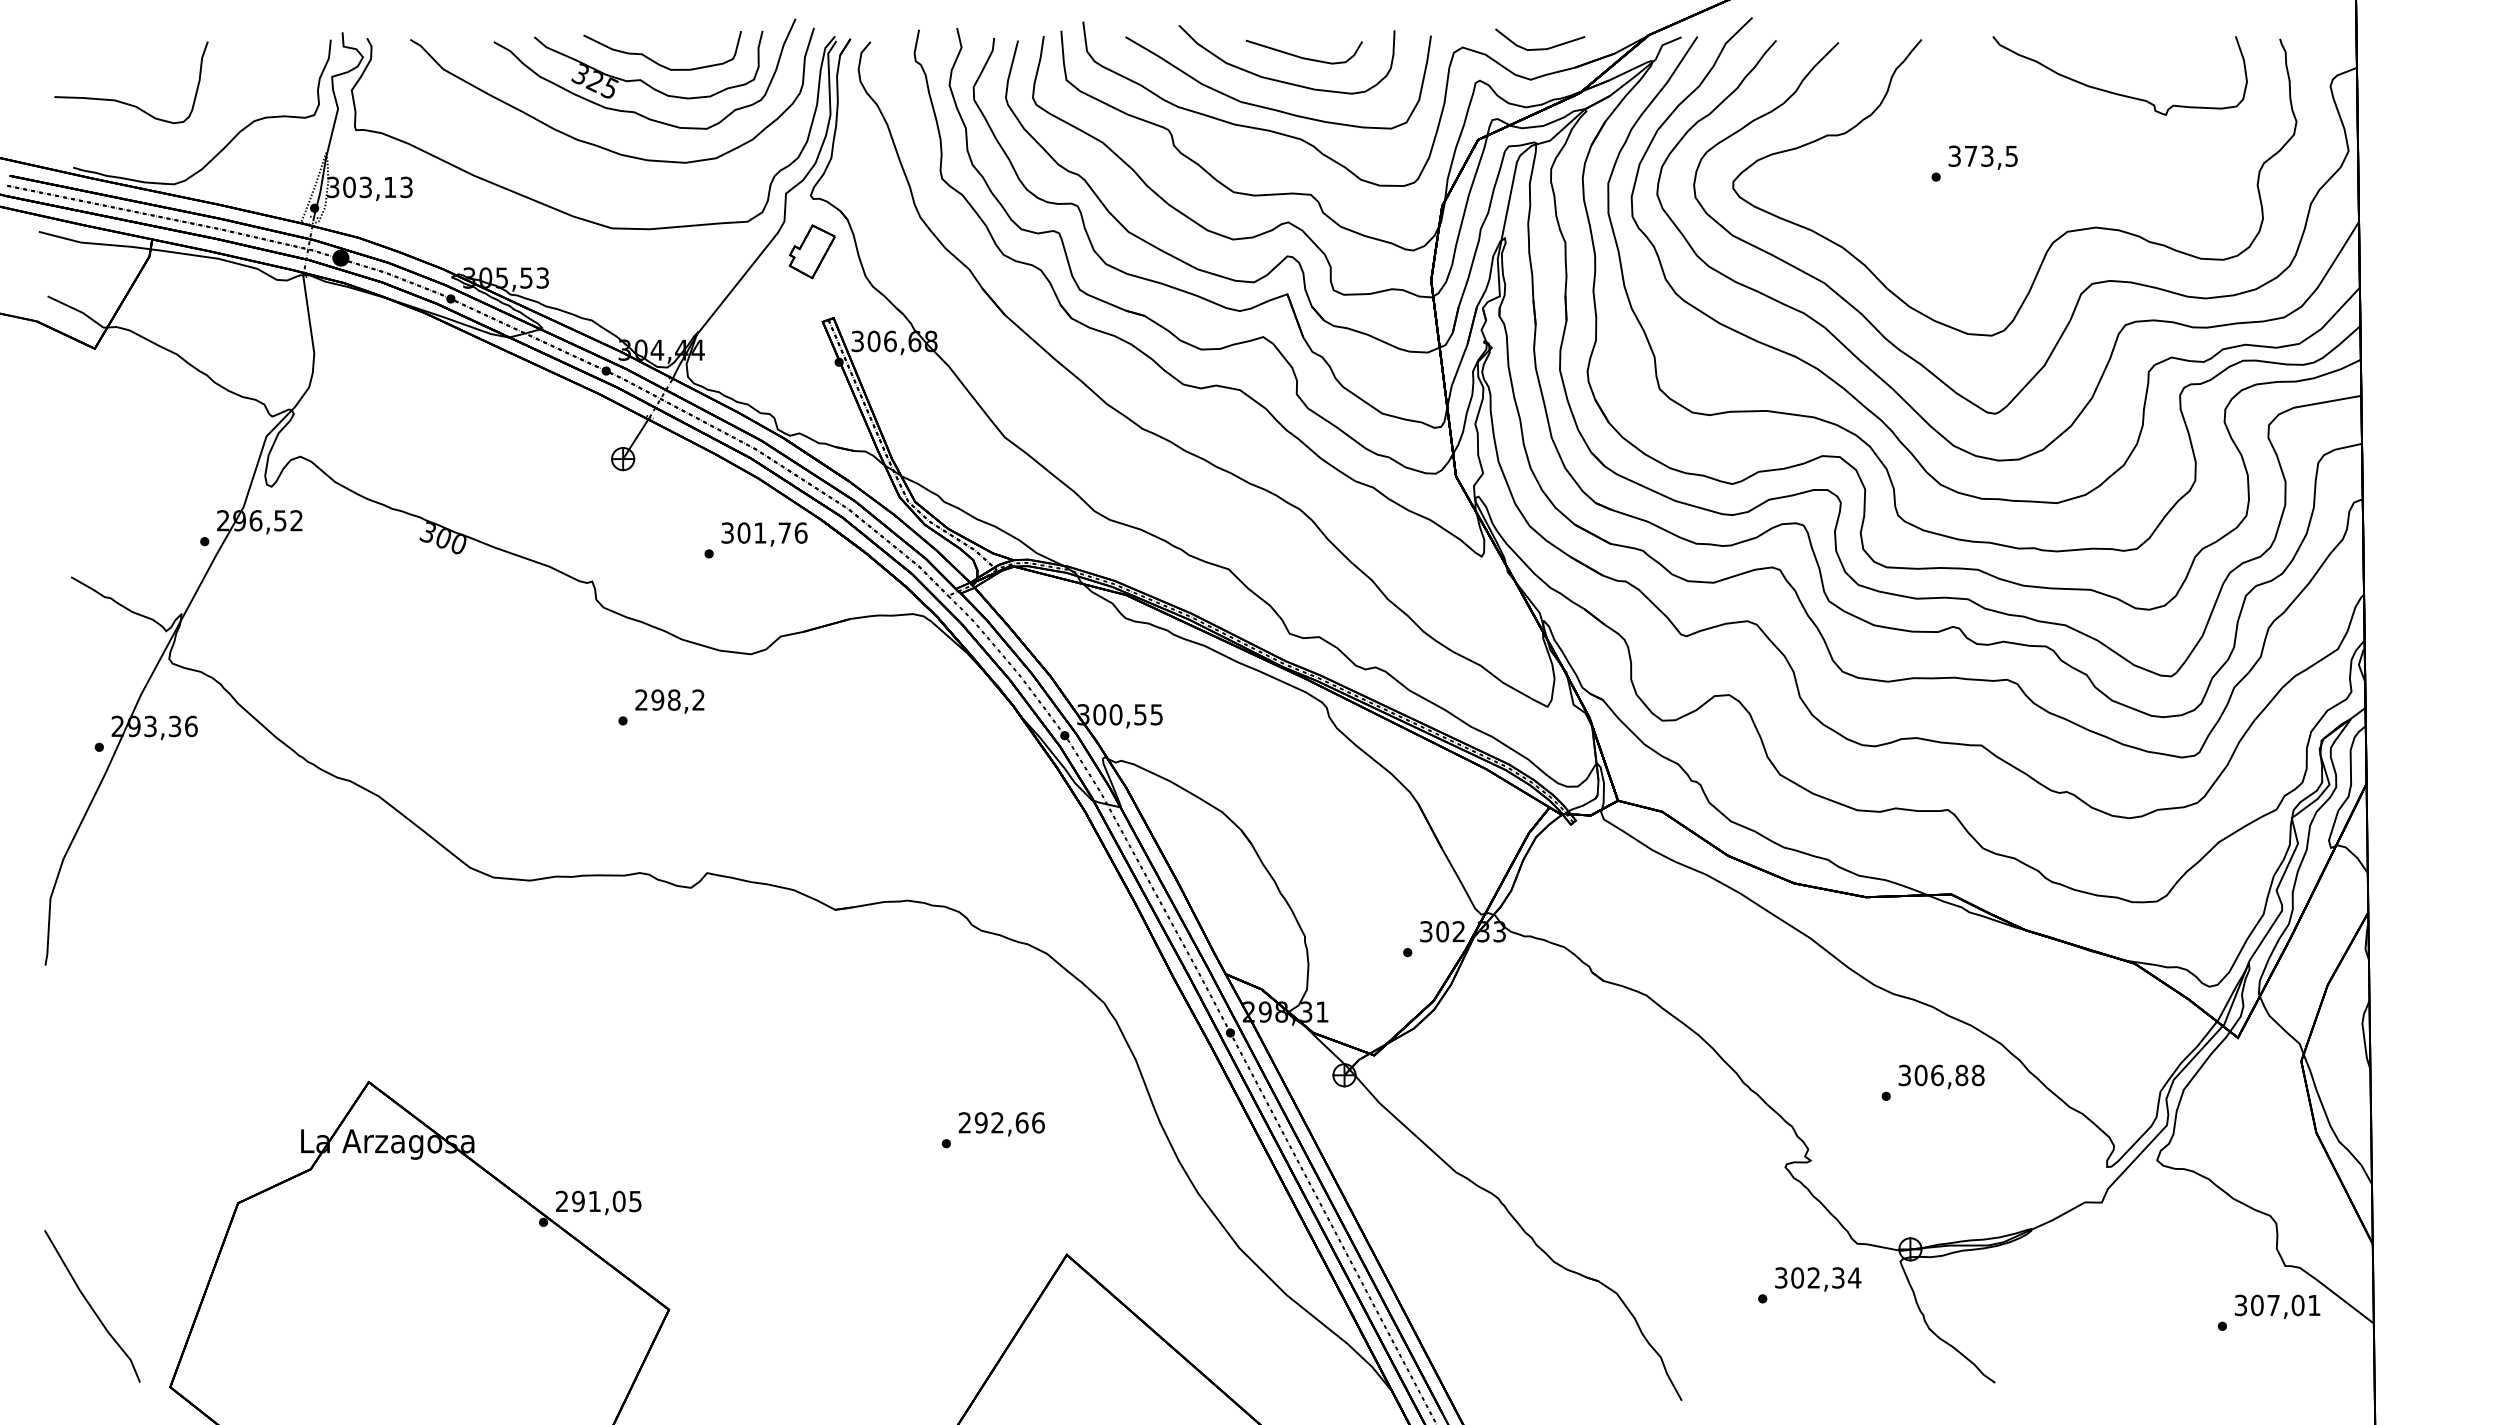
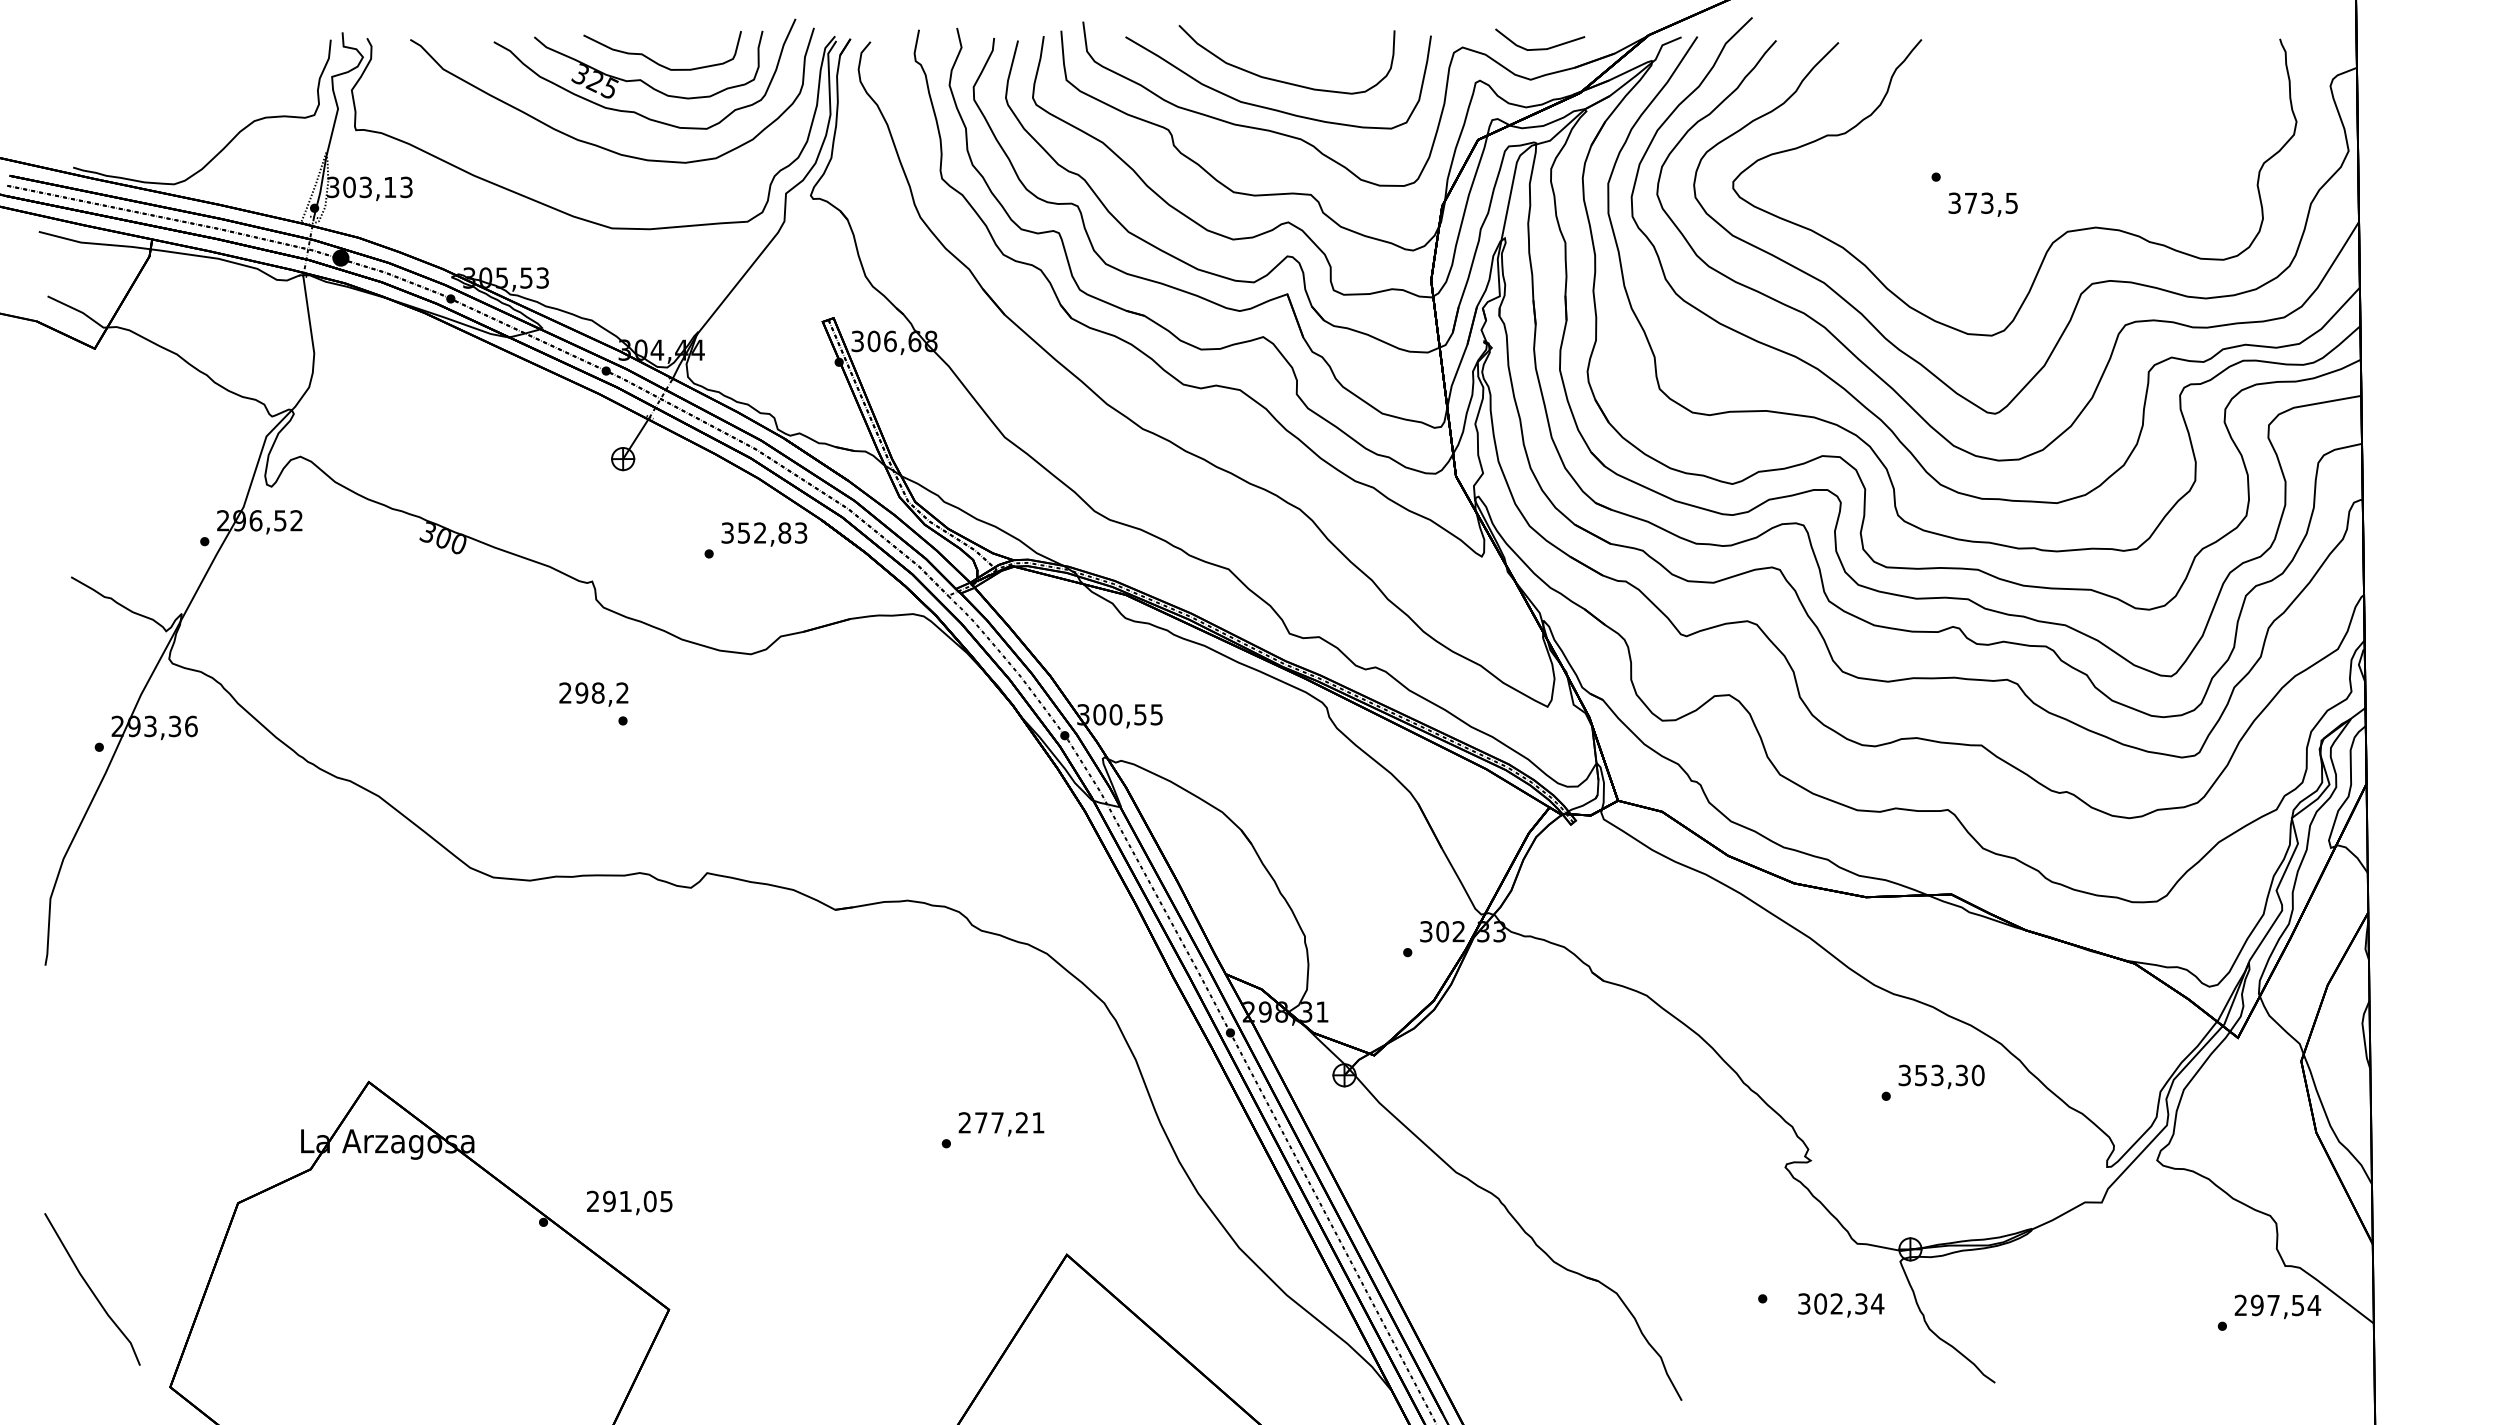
curve: present -> none (1301, 56)
curve: present -> none (2115, 92)
curve: present -> none (125, 102)
text position: (1982, 157) -> (1982, 204) (1982, 204)
part: present -> none (811, 251)
text: 301,76 -> 352,83 (772, 532)
text position: (669, 701) -> (593, 694) (593, 694)
text: 306,88 -> 353,30 (1949, 1075)
text: 292,66 -> 277,21 (1009, 1122)
text position: (598, 1202) -> (629, 1202) (629, 1202)
text position: (1818, 1279) -> (1841, 1305) (1841, 1305)
text: 307,01 -> 297,54 (2277, 1305)
line position: (91, 1306) -> (91, 1289) (91, 1289)
